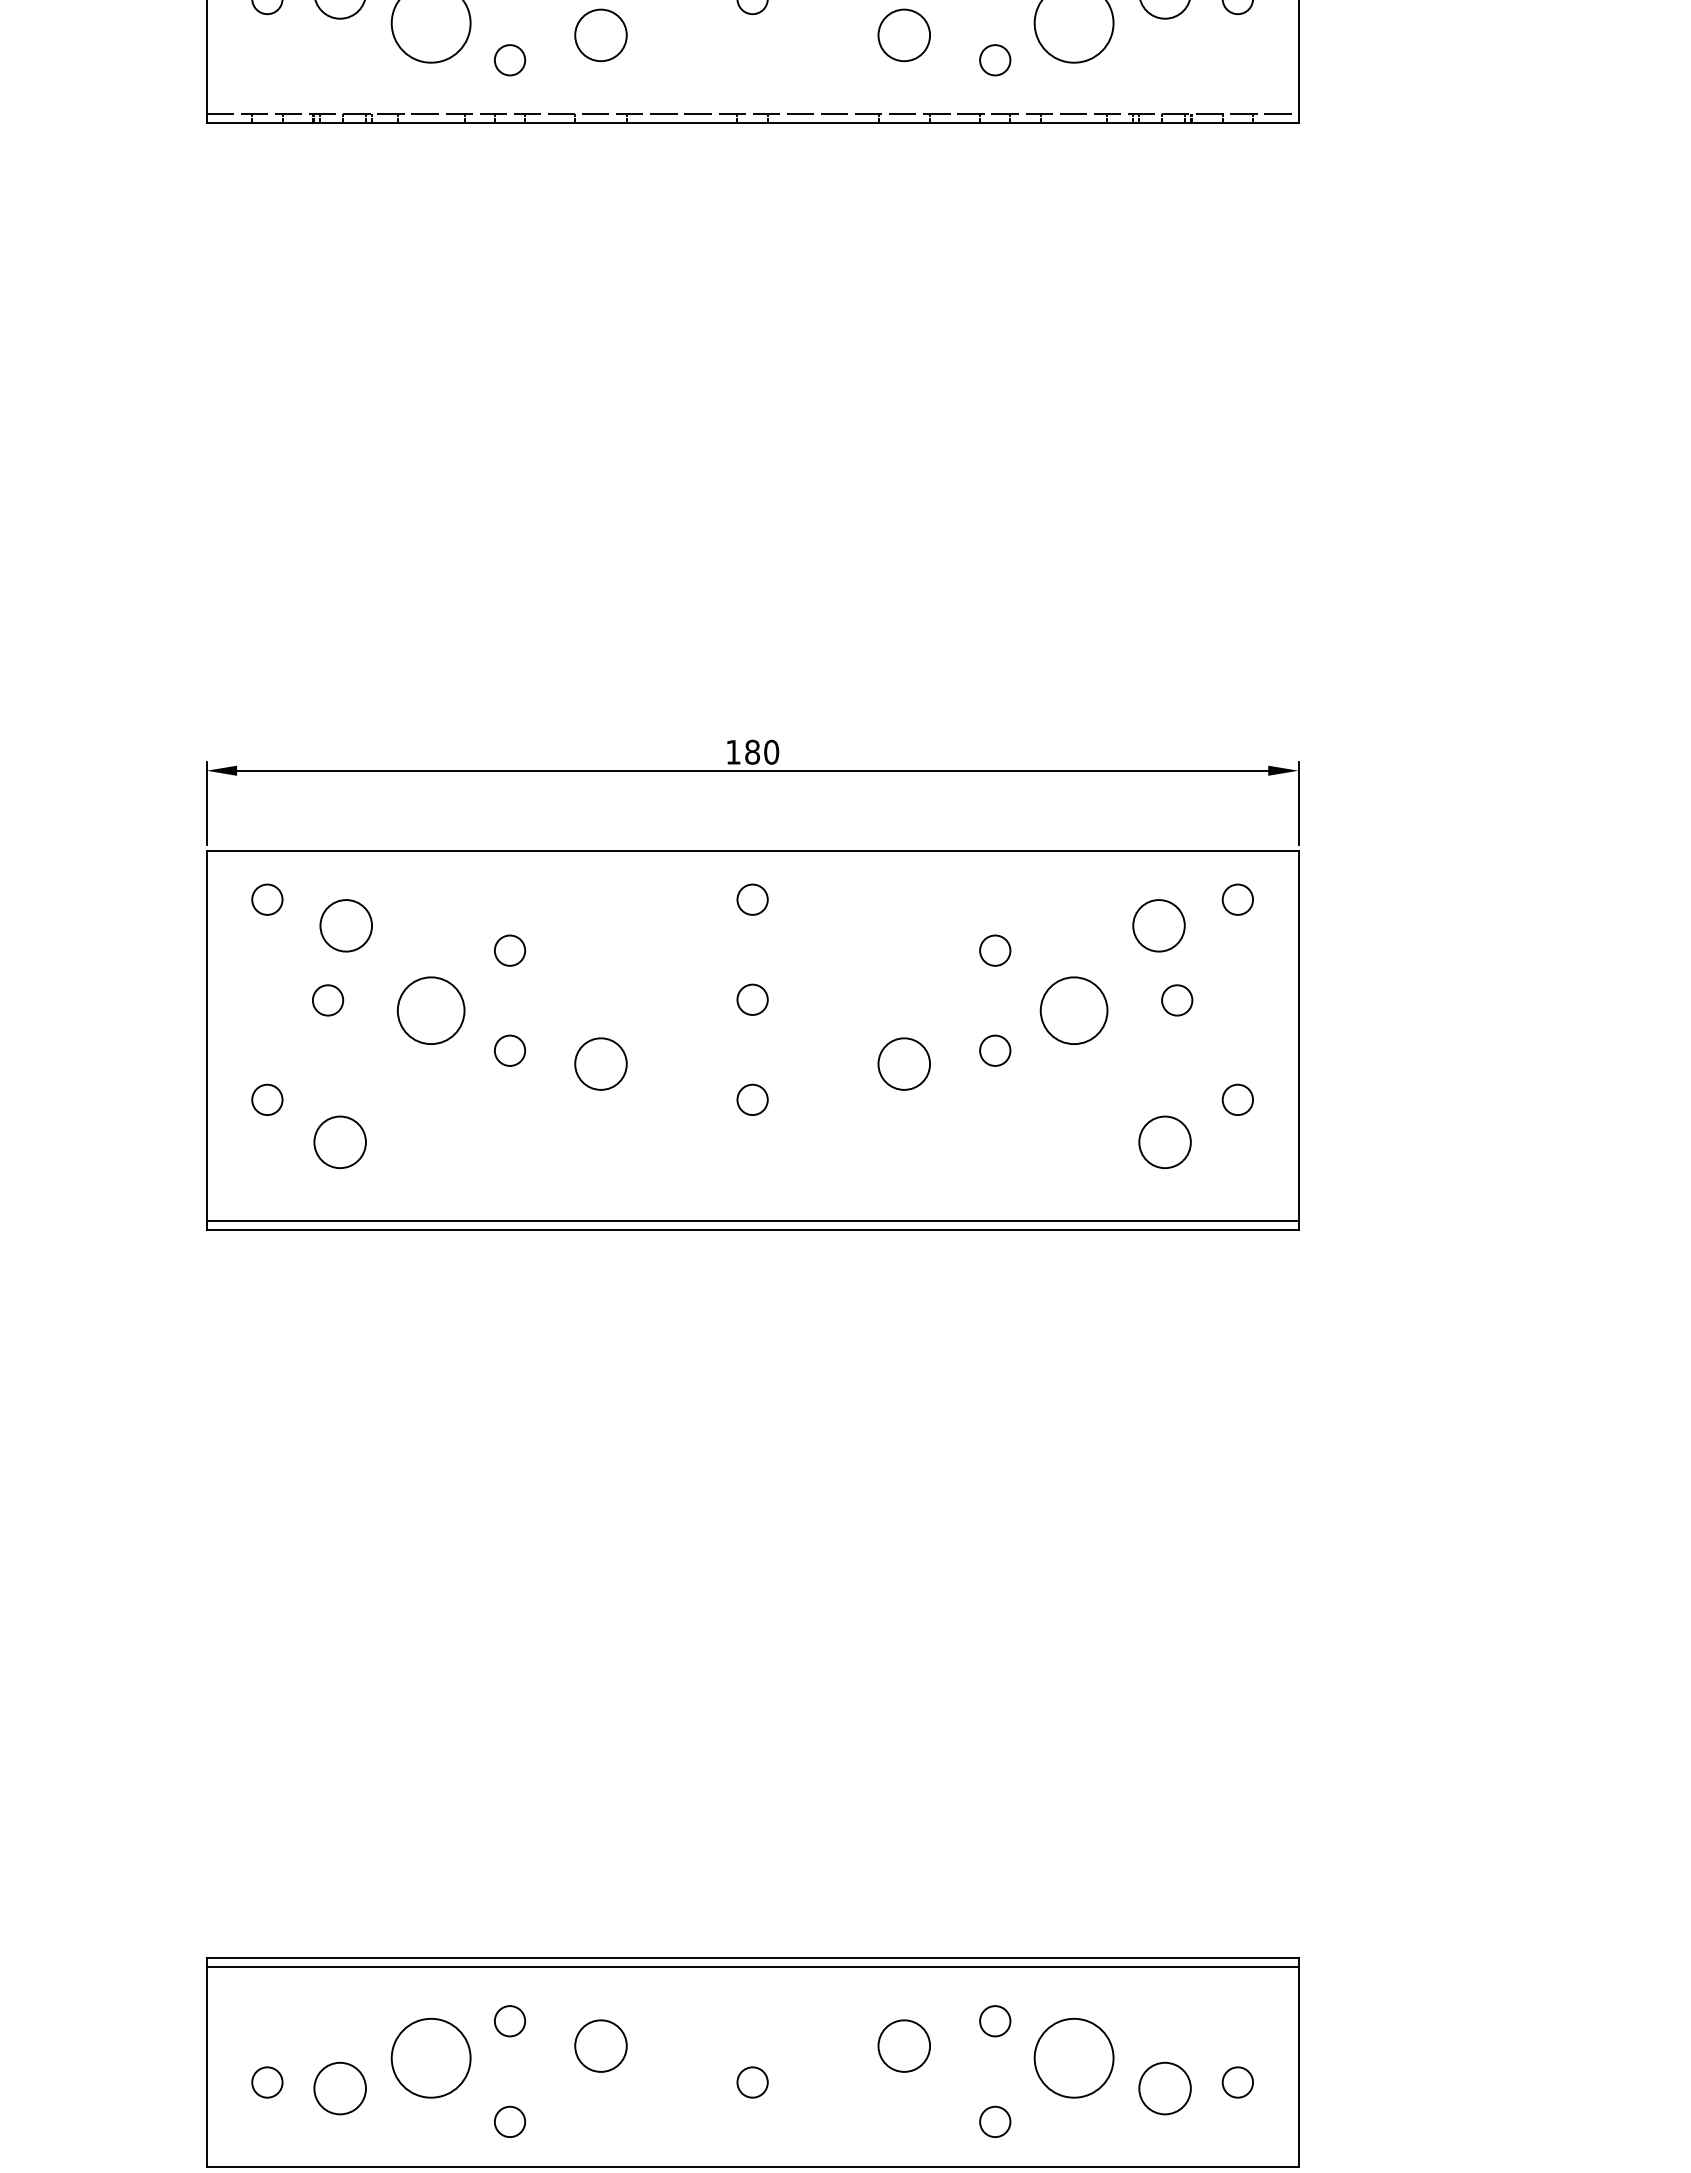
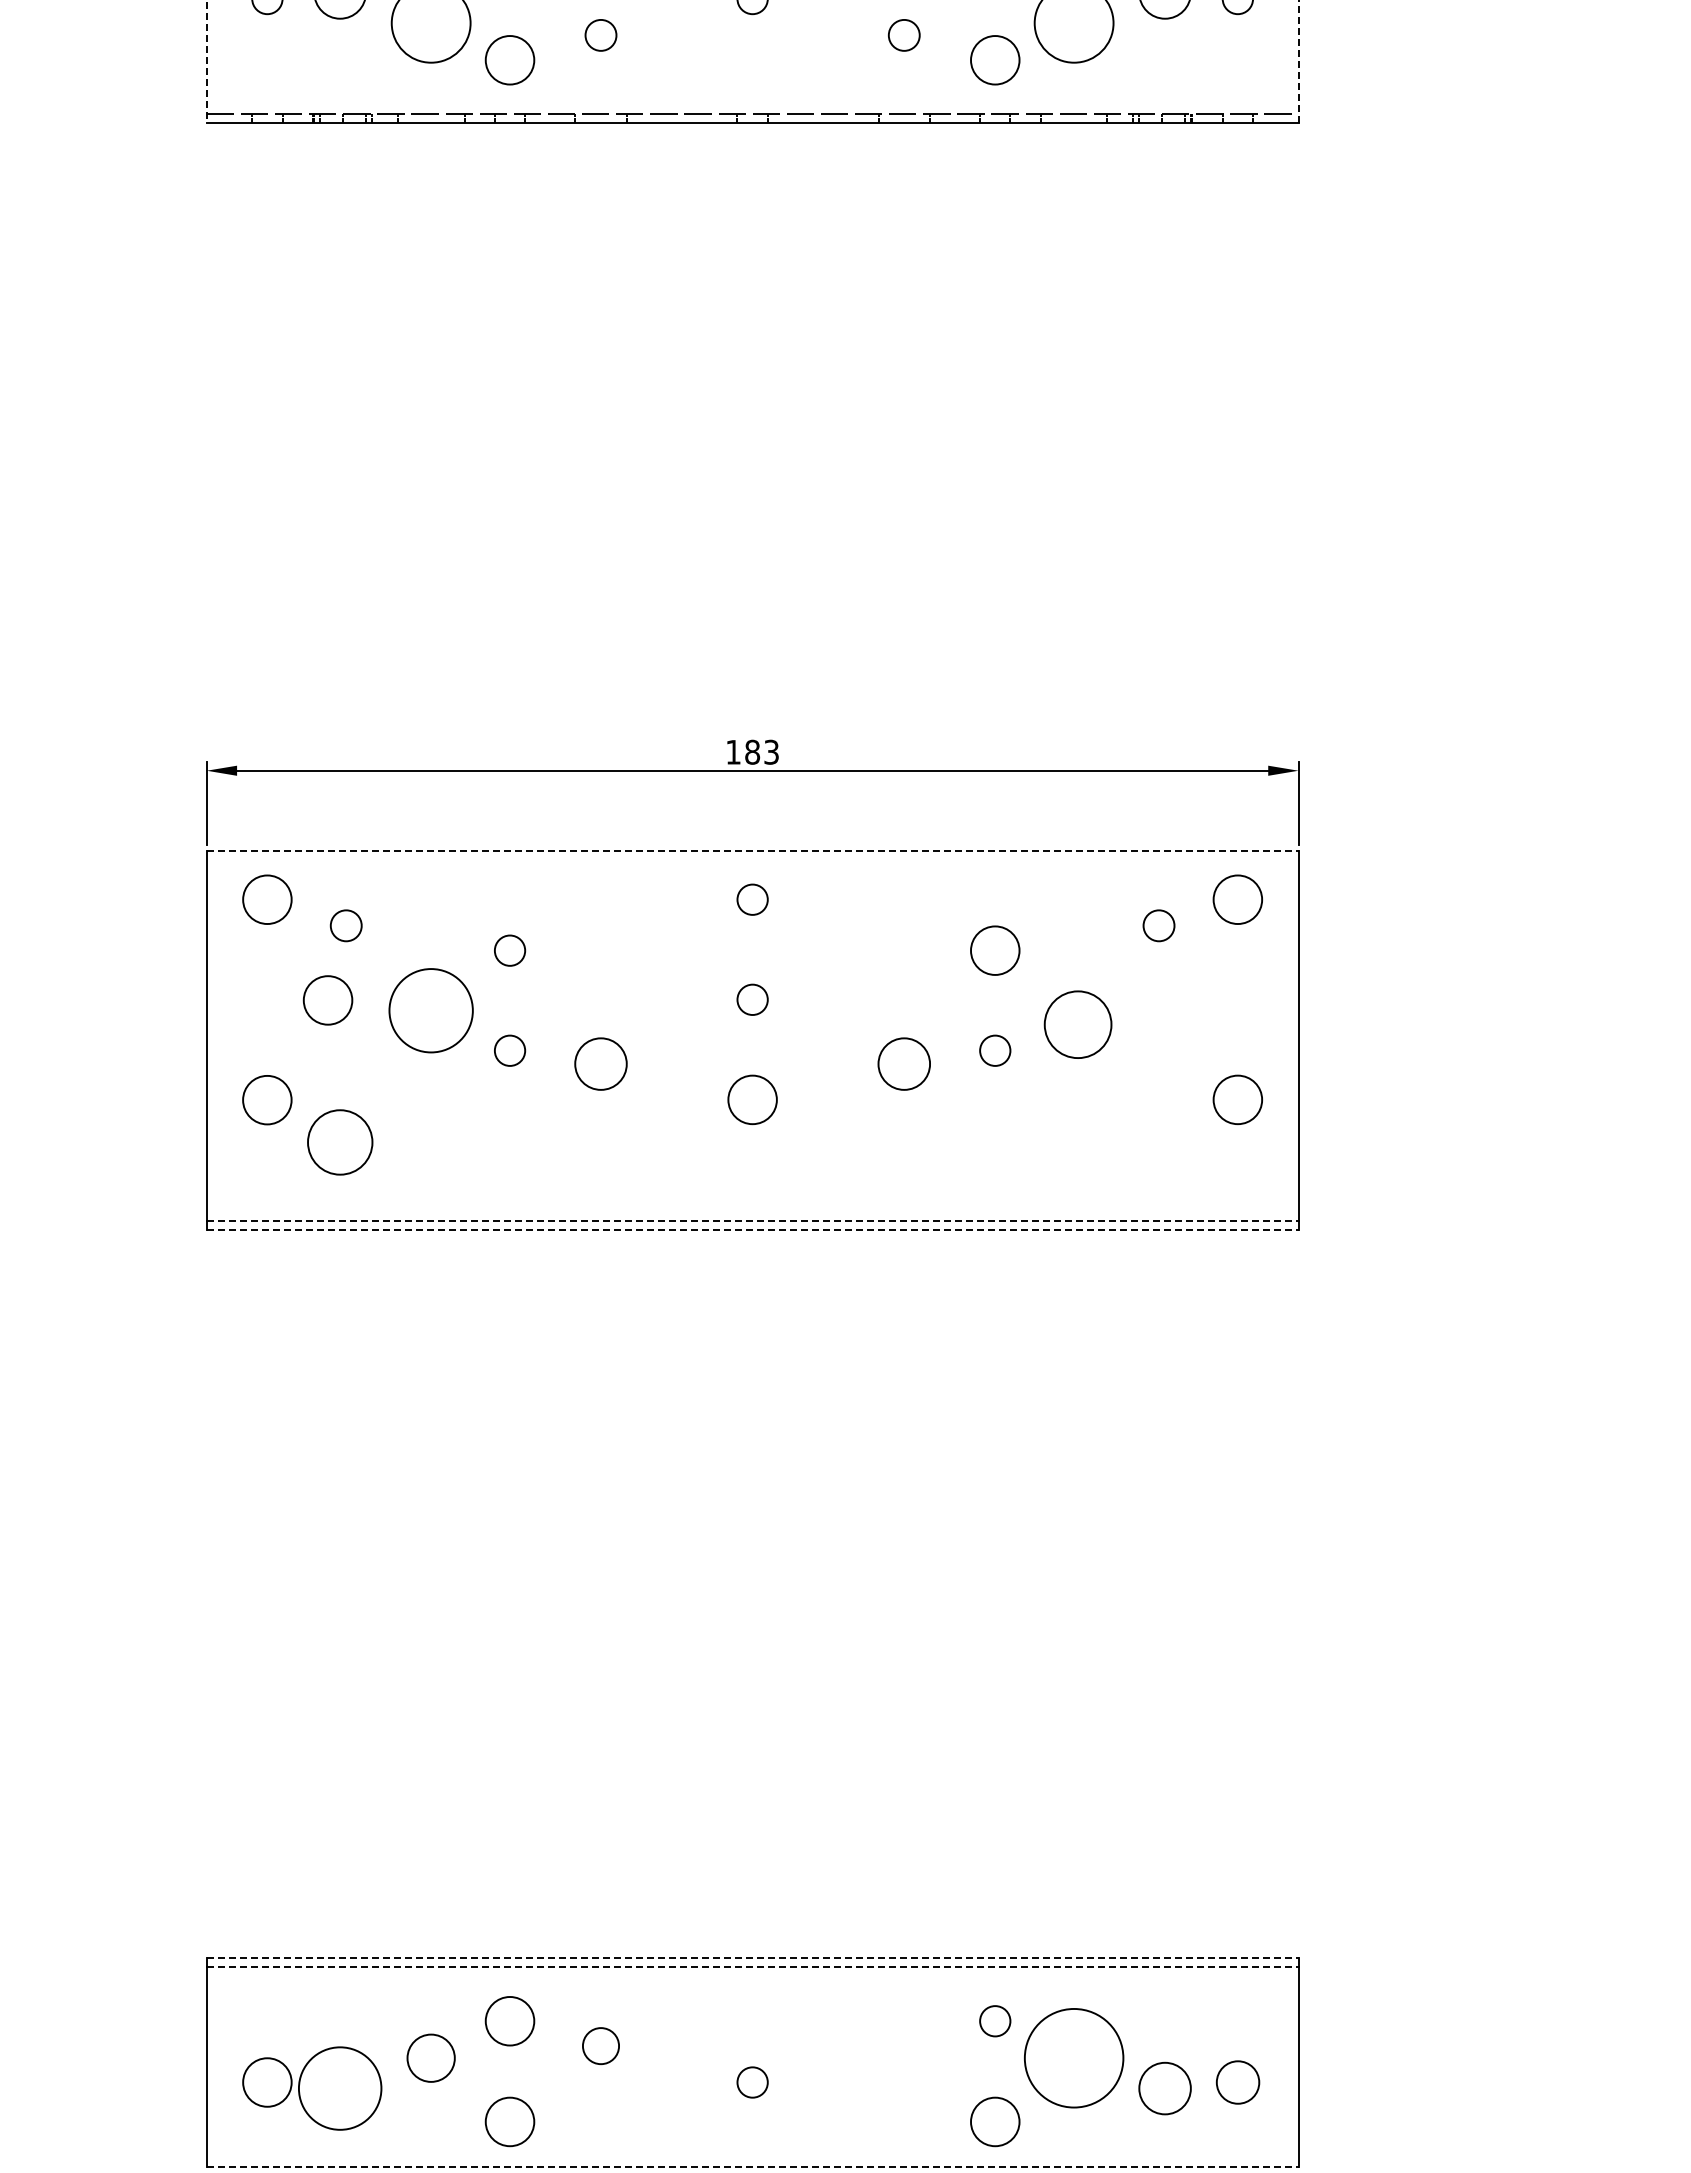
circle diameter: 52 px -> 31 px (600, 34)
circle diameter: 52 px -> 31 px (903, 34)
circle diameter: 30 px -> 49 px (509, 60)
circle diameter: 30 px -> 49 px (995, 60)
line: solid -> dashed (1298, 61)
line: solid -> dashed (206, 62)
text: 180 -> 183 (771, 751)
line: solid -> dashed (752, 851)
circle diameter: 30 px -> 49 px (267, 899)
circle diameter: 30 px -> 49 px (1237, 899)
circle diameter: 52 px -> 31 px (345, 925)
circle diameter: 52 px -> 31 px (1158, 925)
circle diameter: 30 px -> 49 px (995, 950)
circle diameter: 30 px -> 49 px (327, 1000)
circle: present -> none (1177, 1000)
circle diameter: 67 px -> 83 px (430, 1010)
circle position: (1073, 1010) -> (1077, 1024) (1077, 1024)
circle size: 33x33 px -> 51x51 px (267, 1100)
circle diameter: 30 px -> 49 px (752, 1099)
circle diameter: 30 px -> 49 px (1237, 1099)
circle size: 54x54 px -> 67x67 px (340, 1142)
circle: present -> none (1164, 1141)
line: solid -> dashed (752, 1221)
line: solid -> dashed (752, 1230)
line: solid -> dashed (752, 1958)
line: solid -> dashed (752, 1967)
circle diameter: 30 px -> 49 px (509, 2021)
circle diameter: 52 px -> 36 px (600, 2046)
circle: present -> none (903, 2045)
circle diameter: 79 px -> 47 px (430, 2057)
circle diameter: 79 px -> 99 px (1073, 2057)
circle diameter: 30 px -> 49 px (267, 2082)
circle size: 33x33 px -> 46x45 px (1237, 2082)
circle diameter: 52 px -> 82 px (339, 2088)
circle diameter: 30 px -> 49 px (509, 2121)
circle diameter: 30 px -> 49 px (995, 2121)
line: solid -> dashed (752, 2167)
